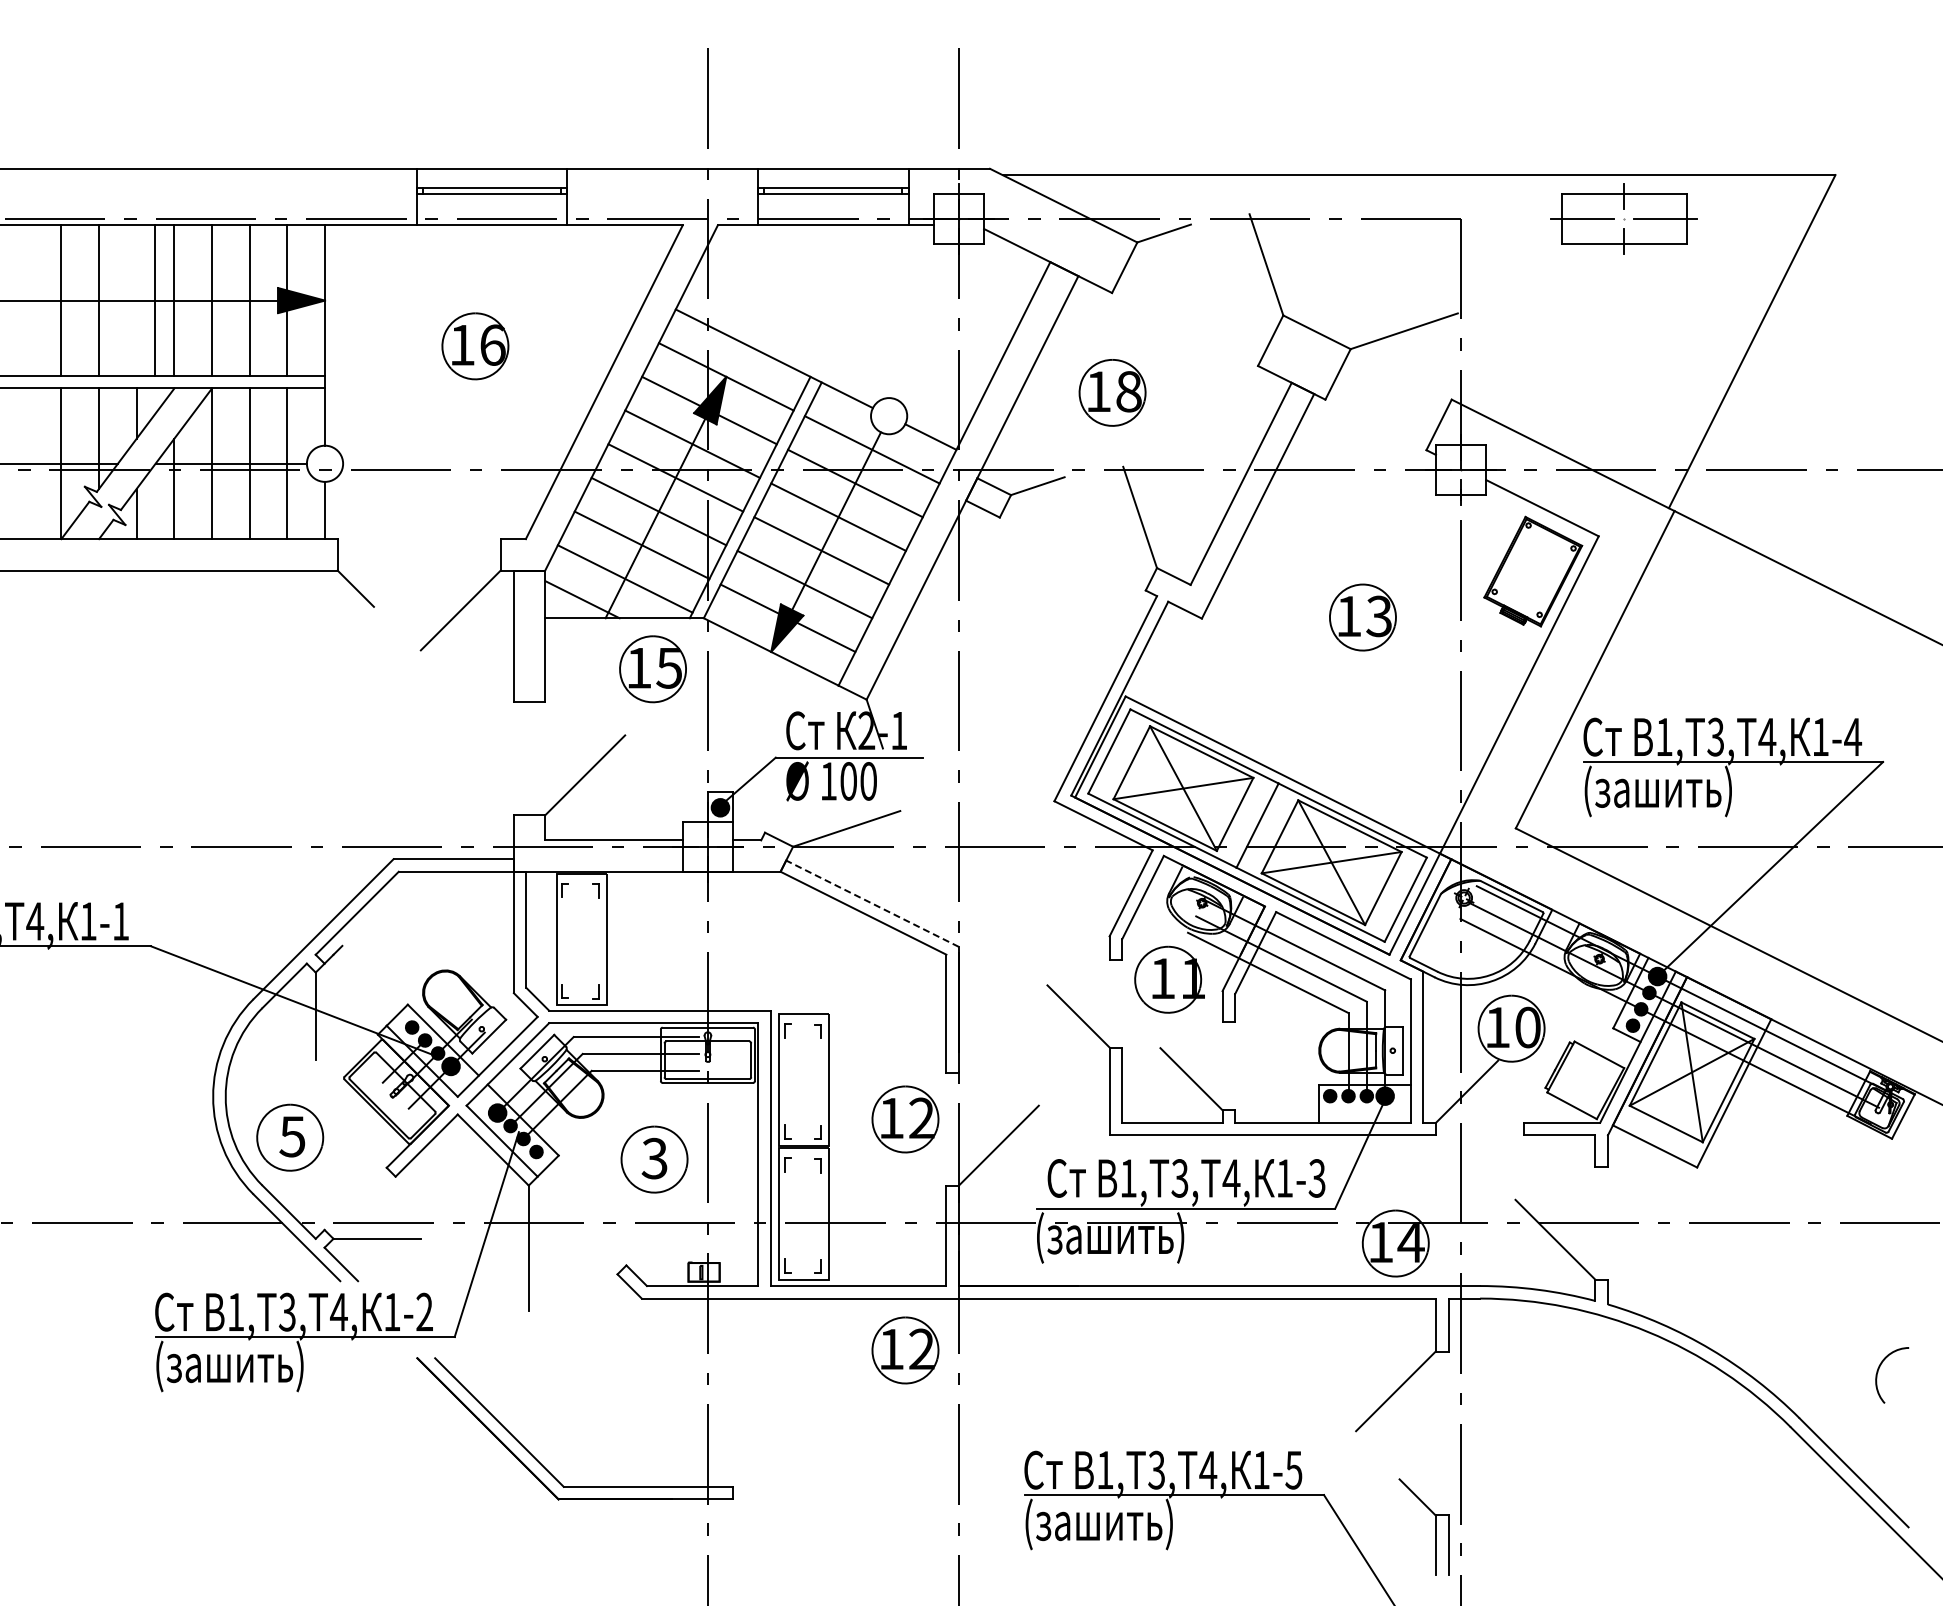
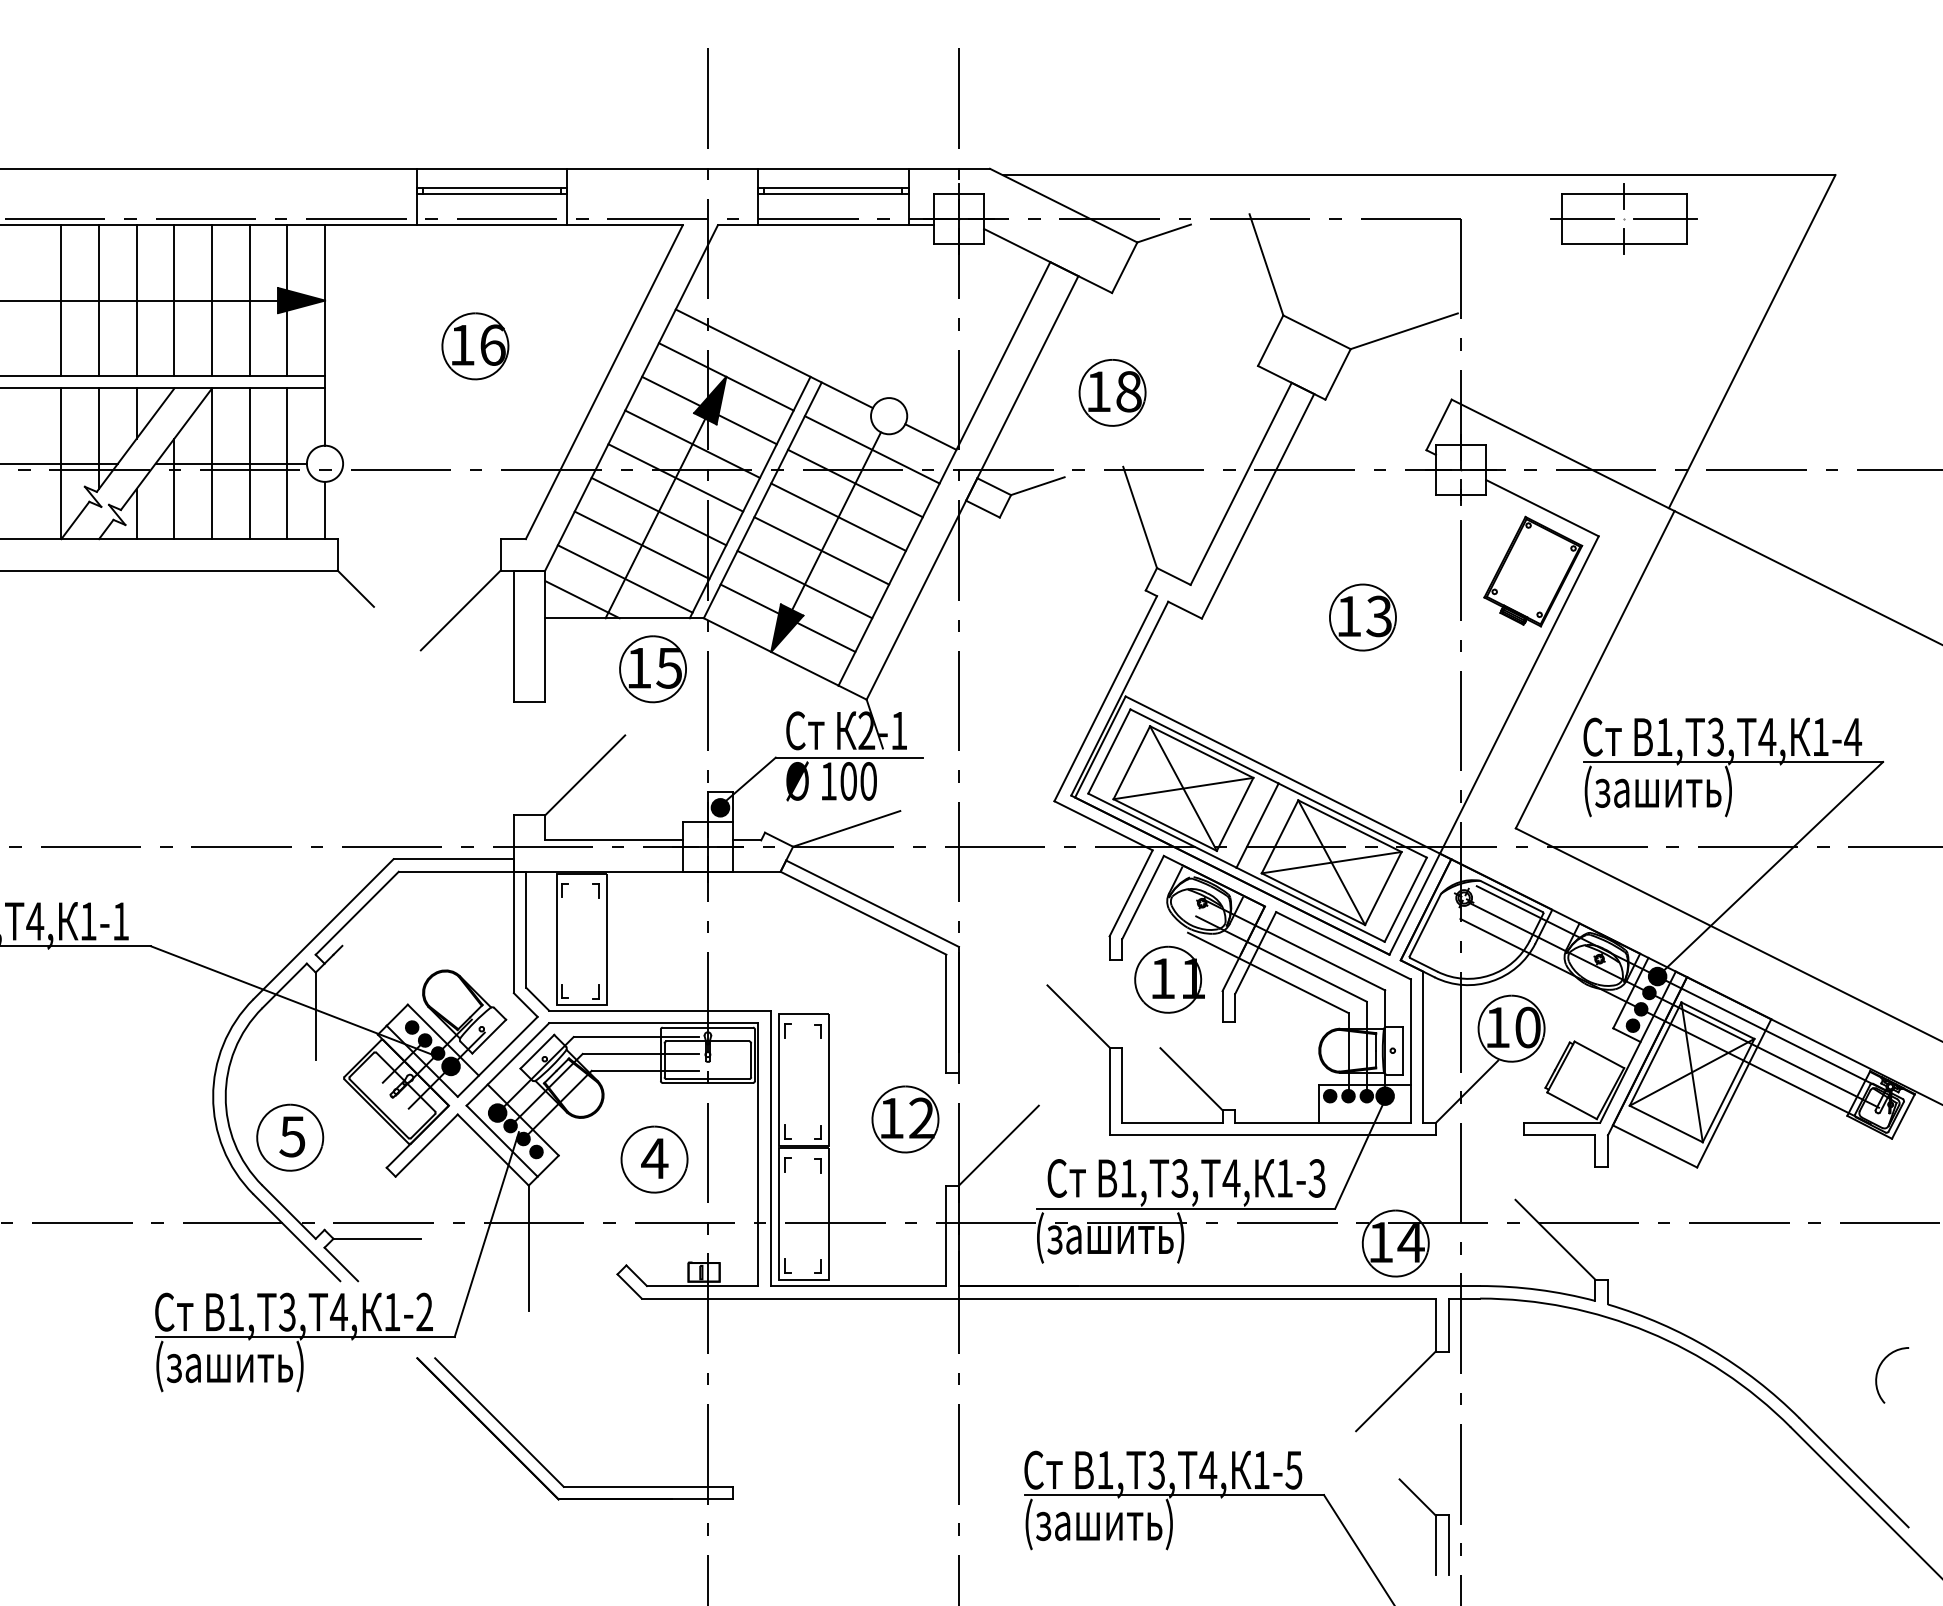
line position: (154, 300) -> (136, 300) (136, 300)
line: dashed -> solid (872, 903)
text: 3 -> 4 (654, 1158)
part: present -> none (905, 1350)
